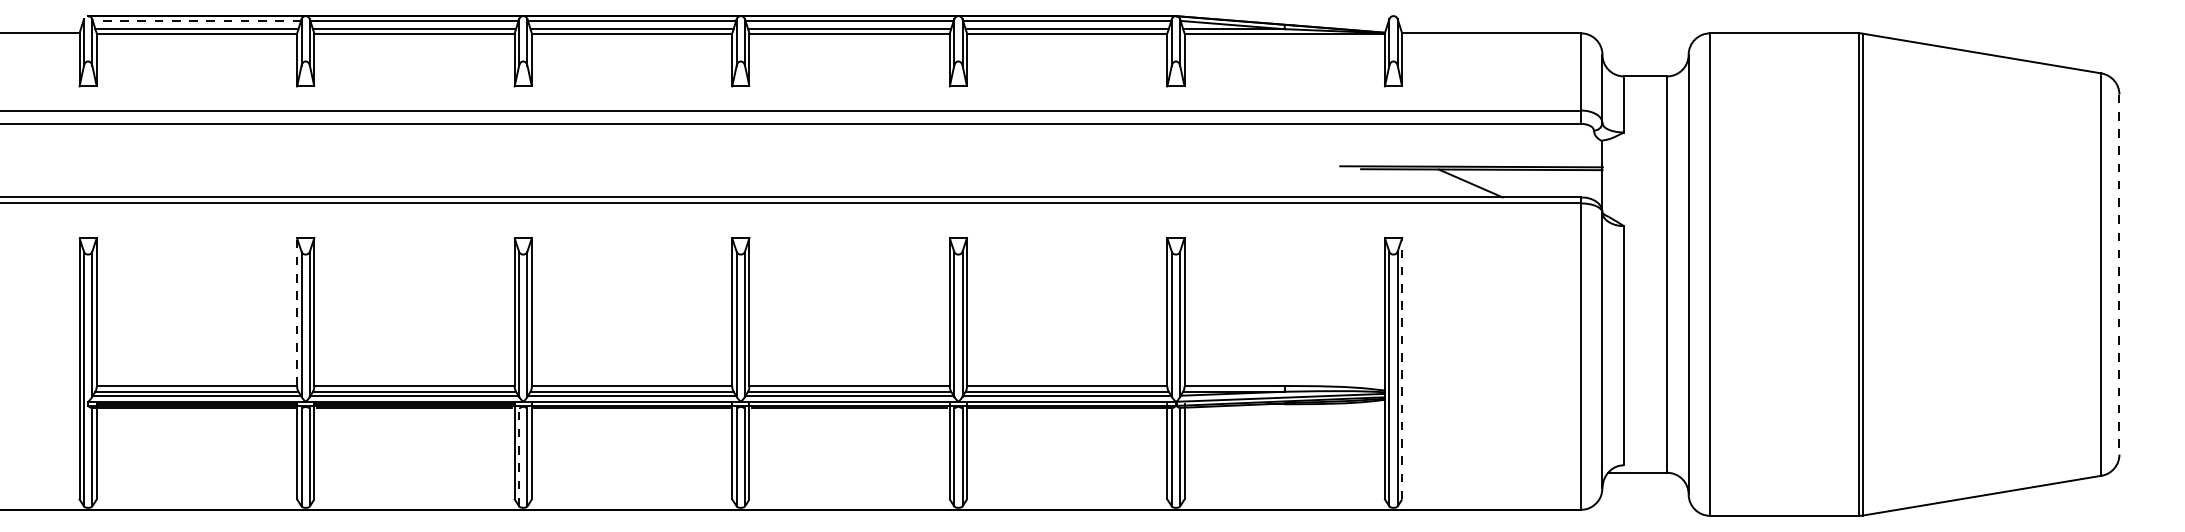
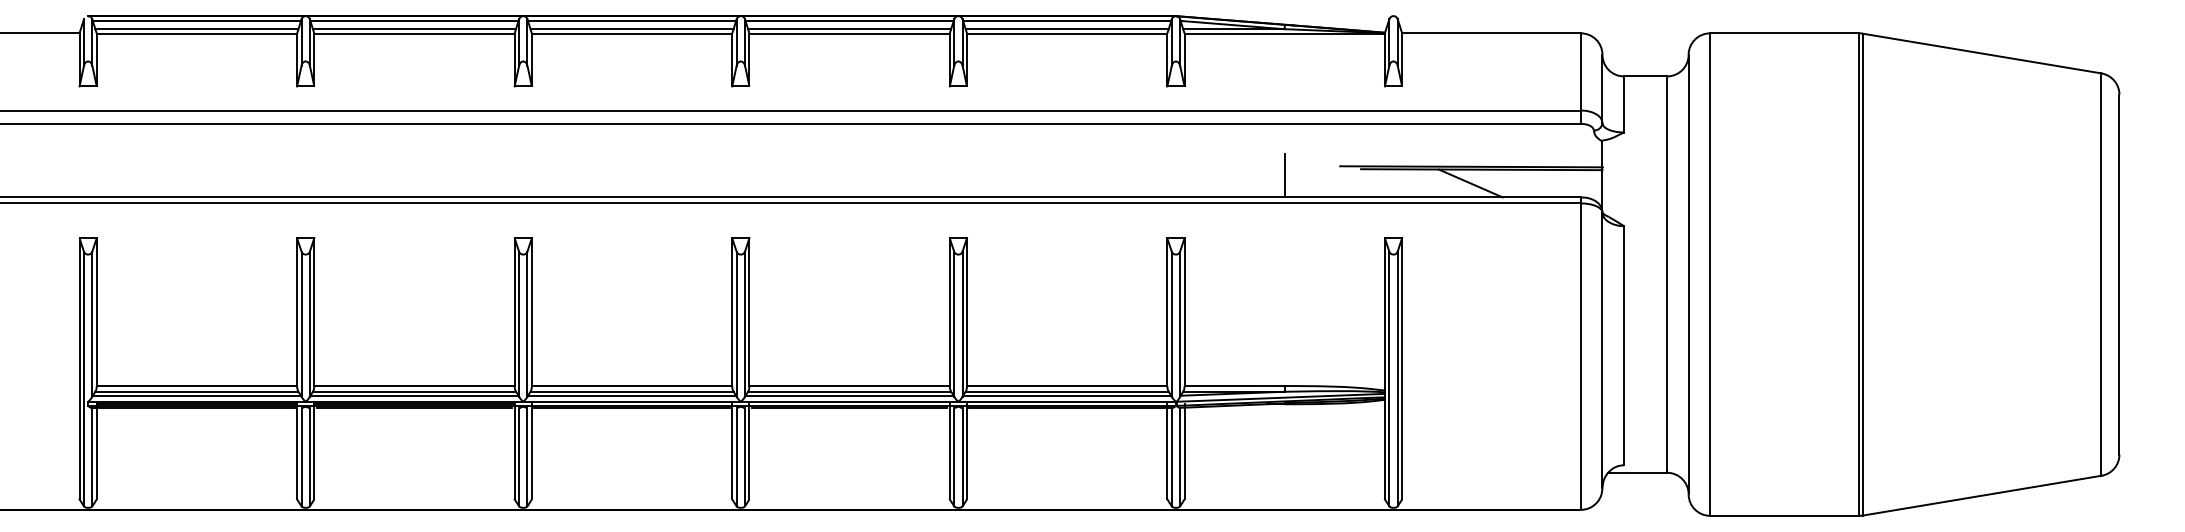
line: dashed -> solid (196, 20)
line: none -> present (1284, 175)
line: dashed -> solid (2119, 274)
line: dashed -> solid (297, 312)
line: dashed -> solid (1402, 368)
line: dashed -> solid (519, 456)
